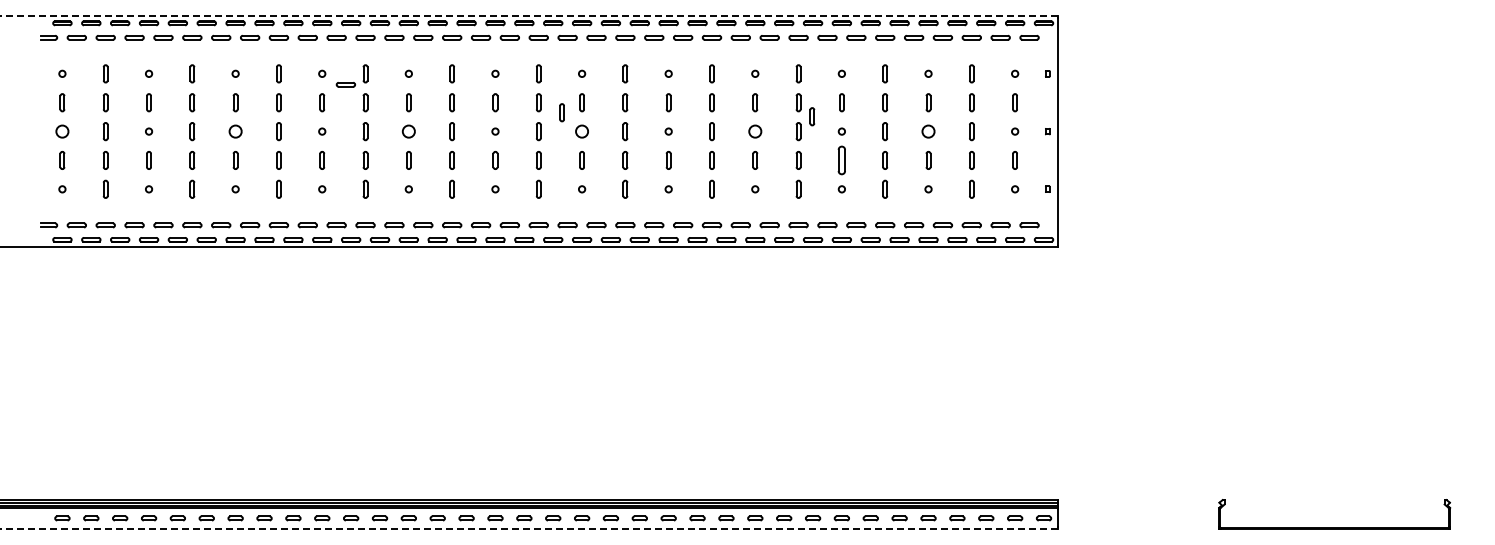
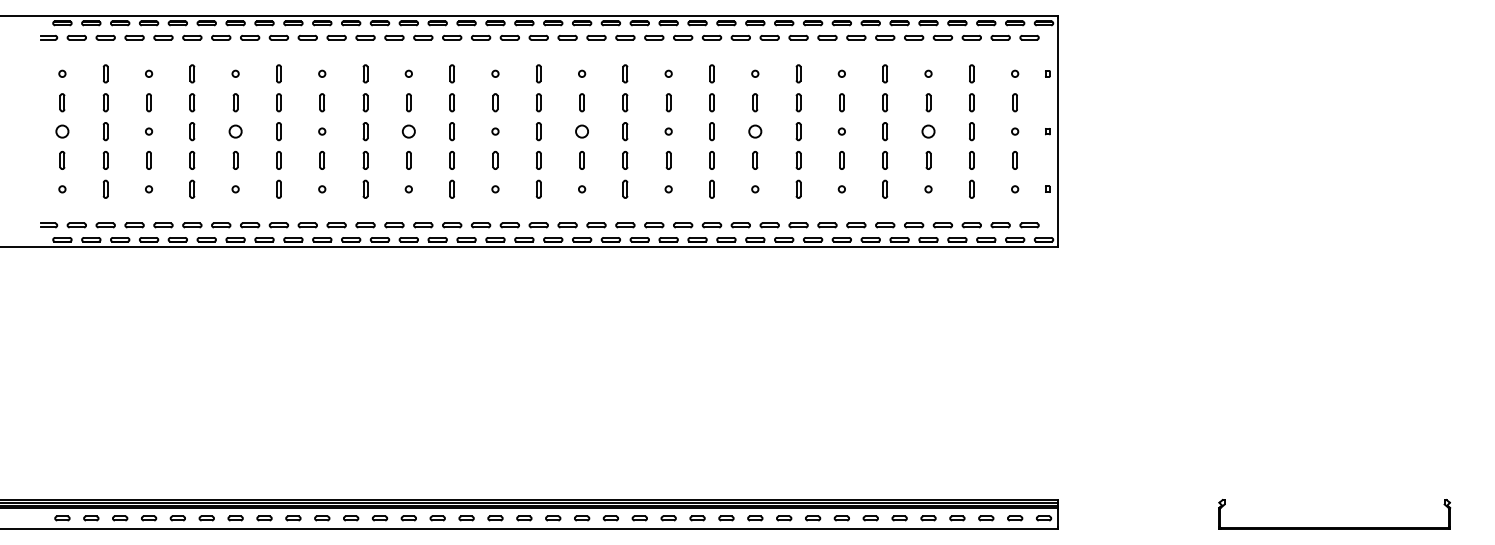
line: dashed -> solid (529, 16)
part: present -> none (345, 84)
part: present -> none (561, 112)
part: present -> none (812, 116)
part size: 9x31 px -> 6x19 px (841, 160)
line: dashed -> solid (529, 528)
